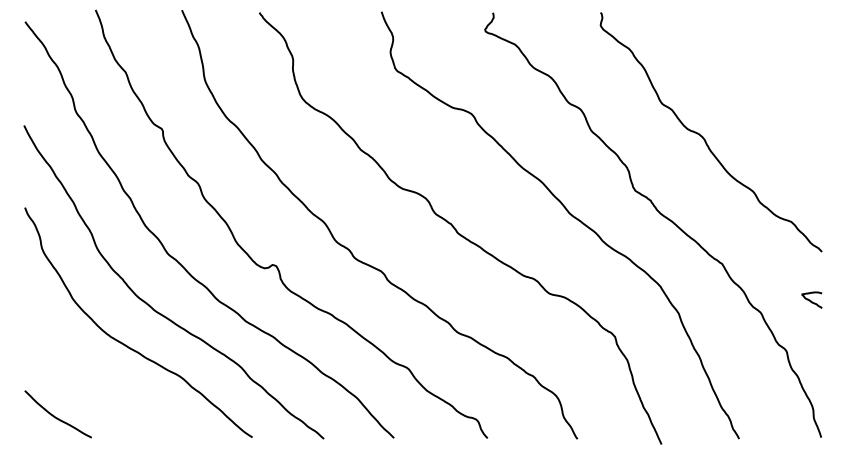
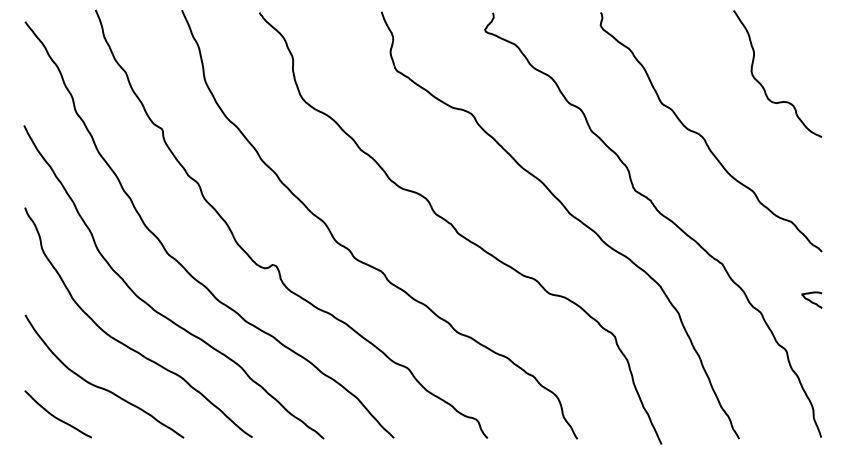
curve: none -> present (761, 83)
curve: none -> present (100, 386)
